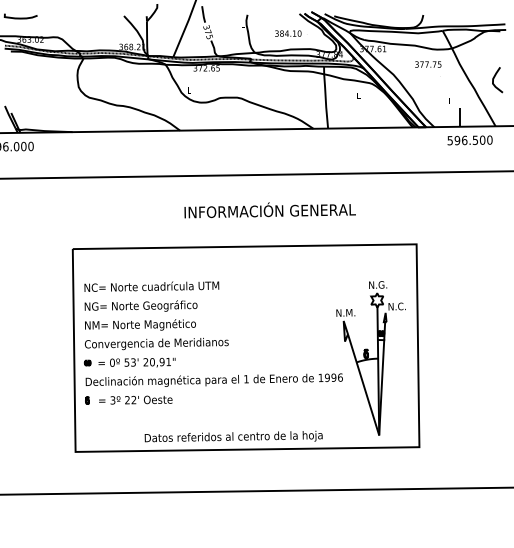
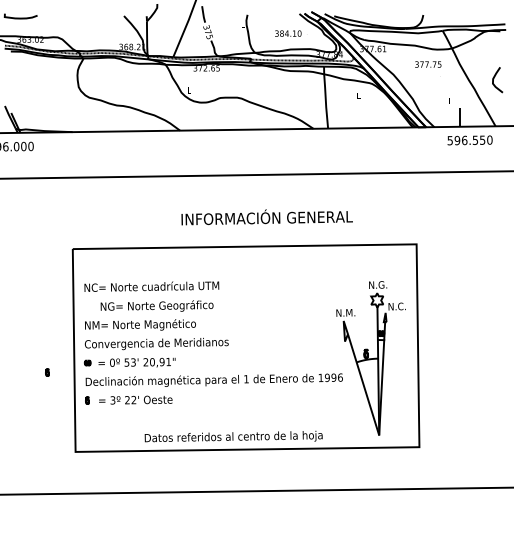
text: 596.500 -> 596.550 (482, 139)
text position: (269, 210) -> (266, 217) (266, 217)
text position: (140, 305) -> (156, 305) (156, 305)
part: none -> present (47, 372)
